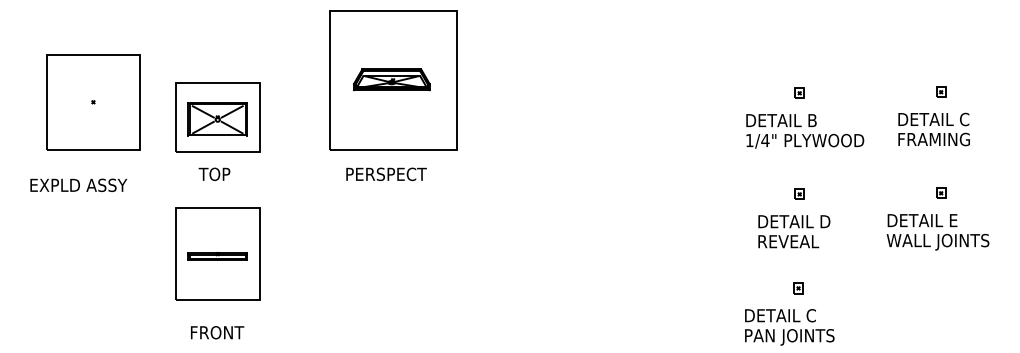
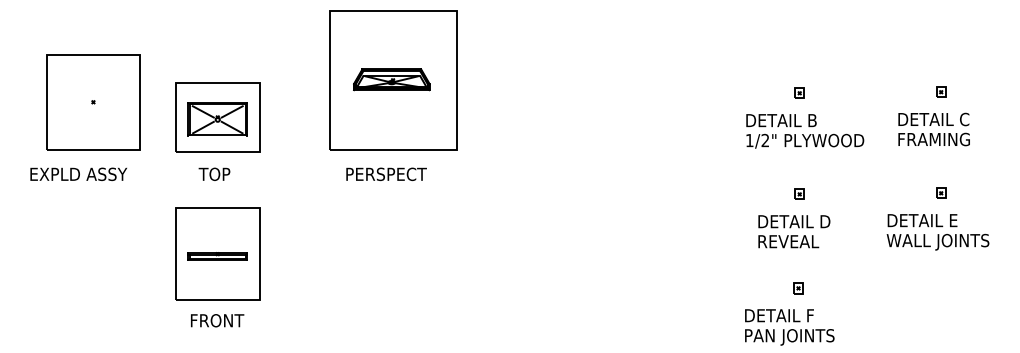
text: 1/4" -> 1/2" (765, 140)
text position: (78, 184) -> (78, 173) (78, 173)
text: DETAIL C -> DETAIL F (810, 315)
text position: (217, 332) -> (217, 320) (217, 320)
